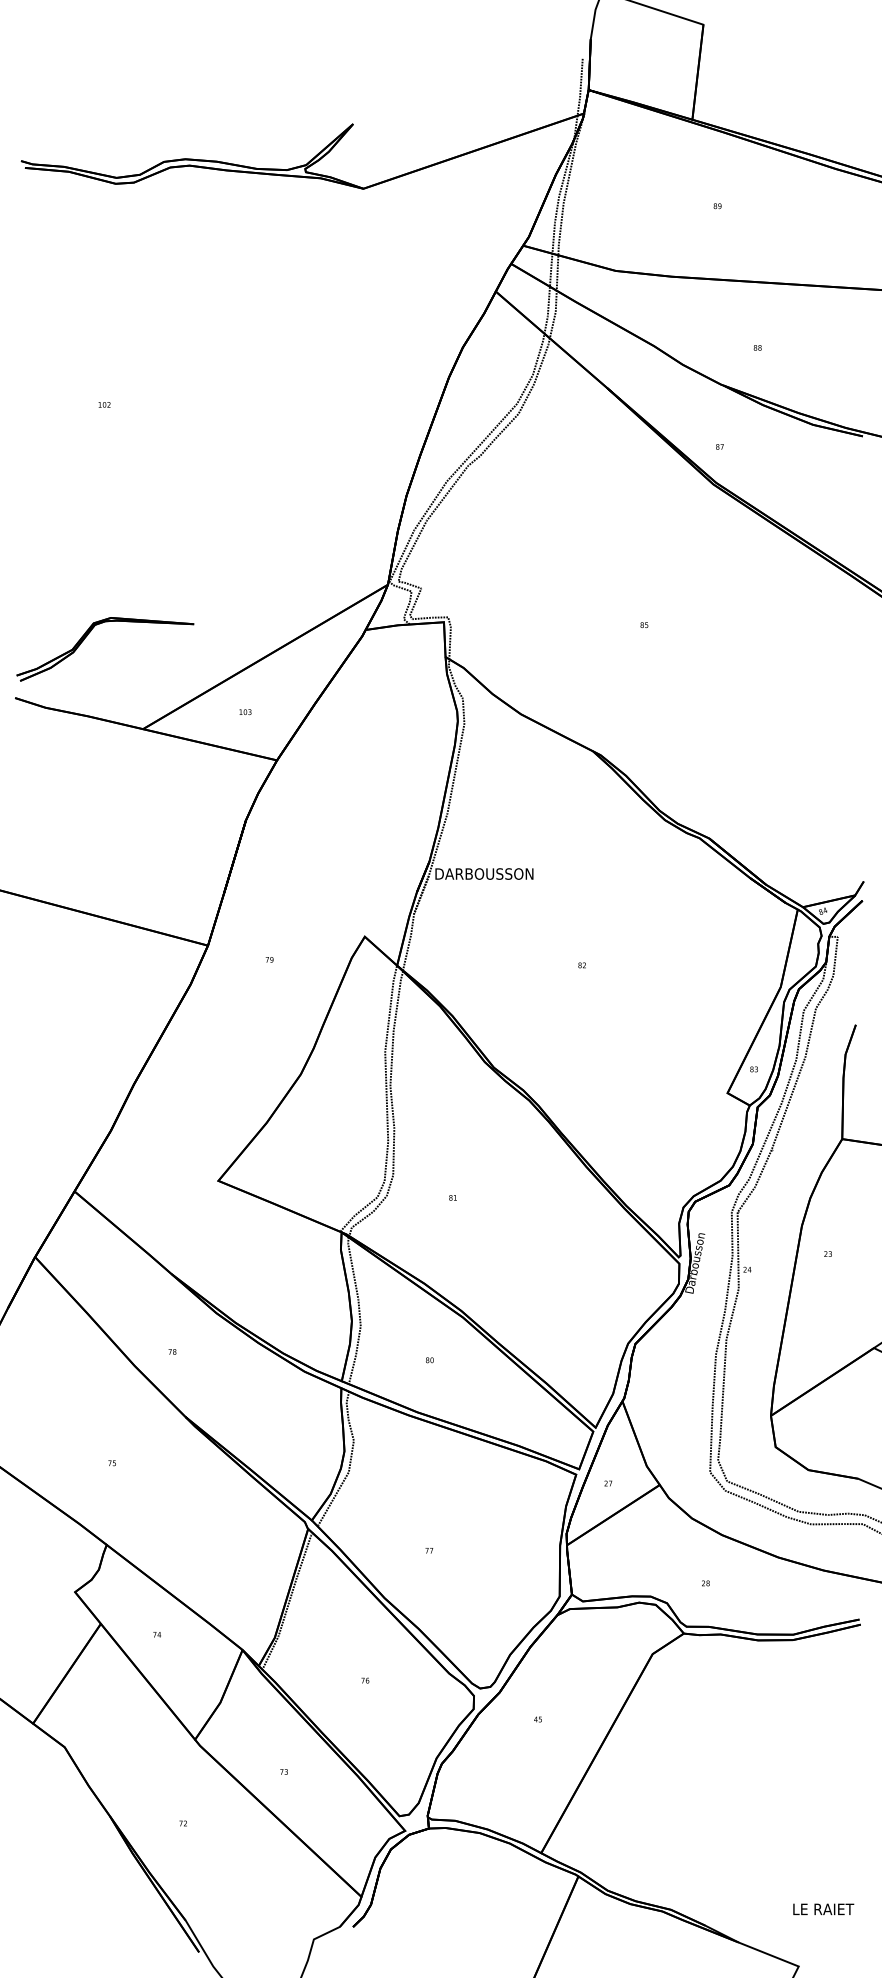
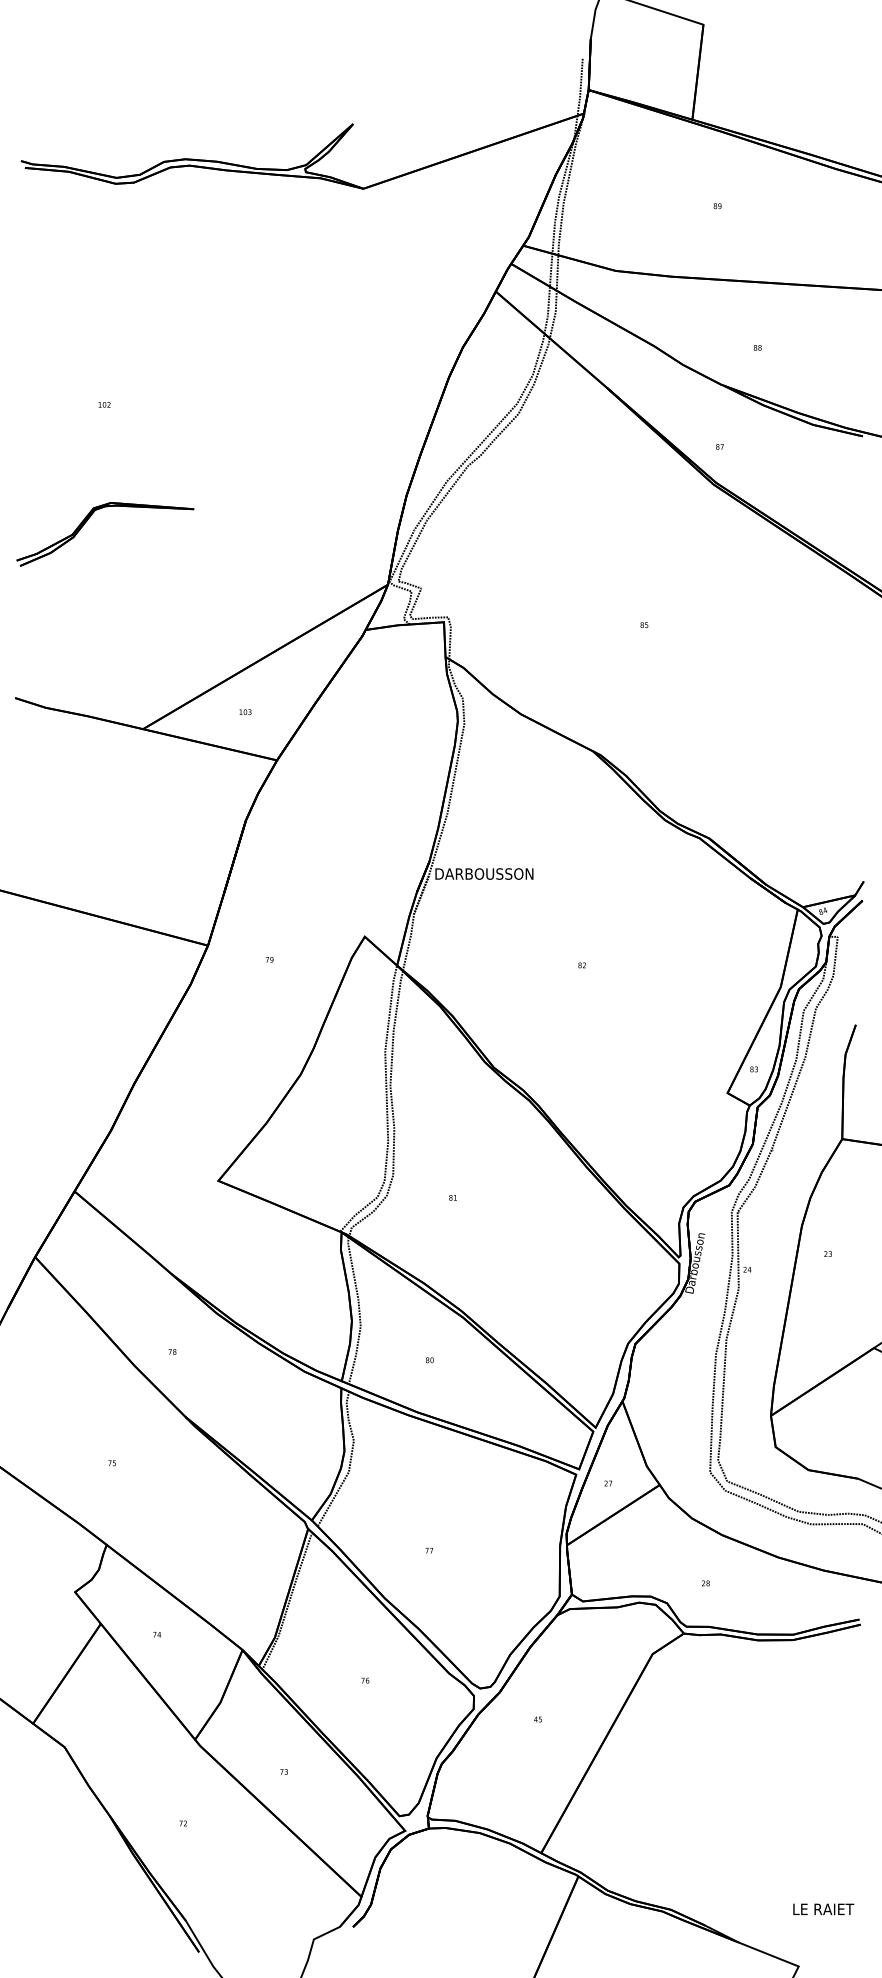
part position: (87, 636) -> (87, 521) (87, 521)
